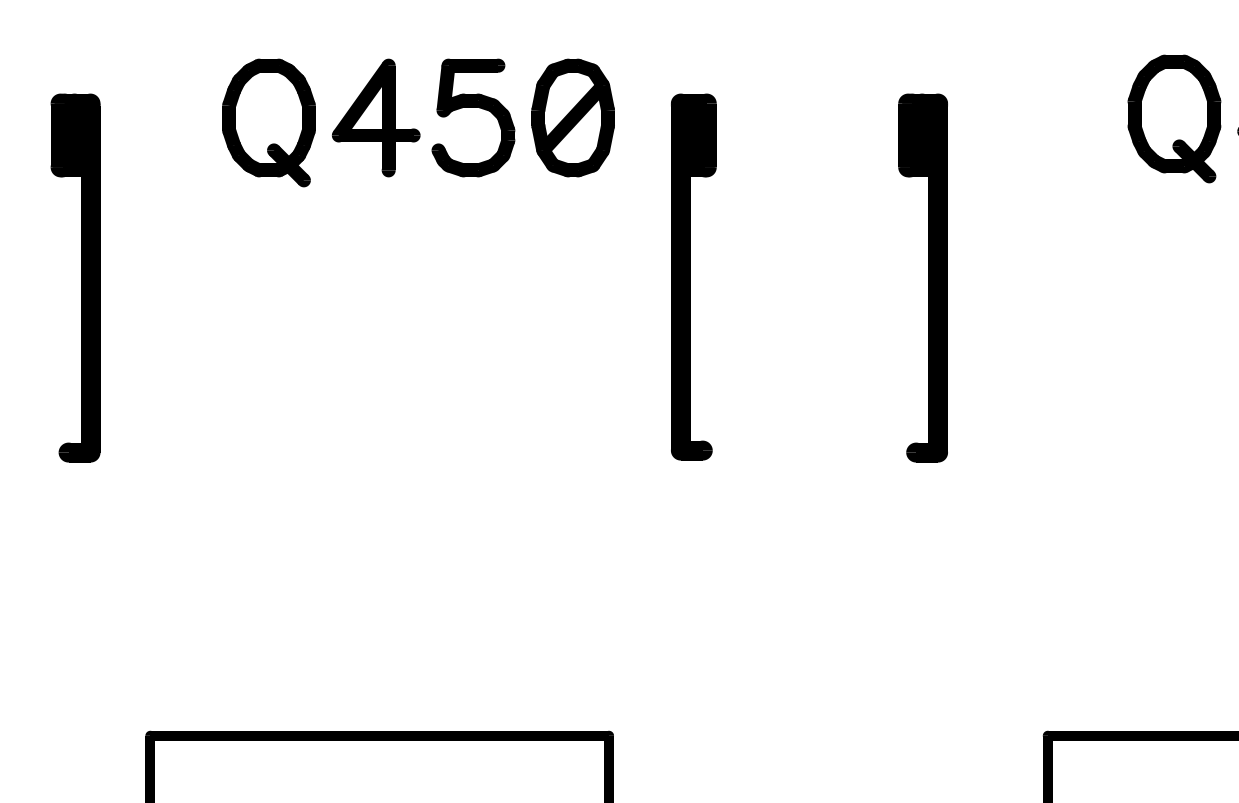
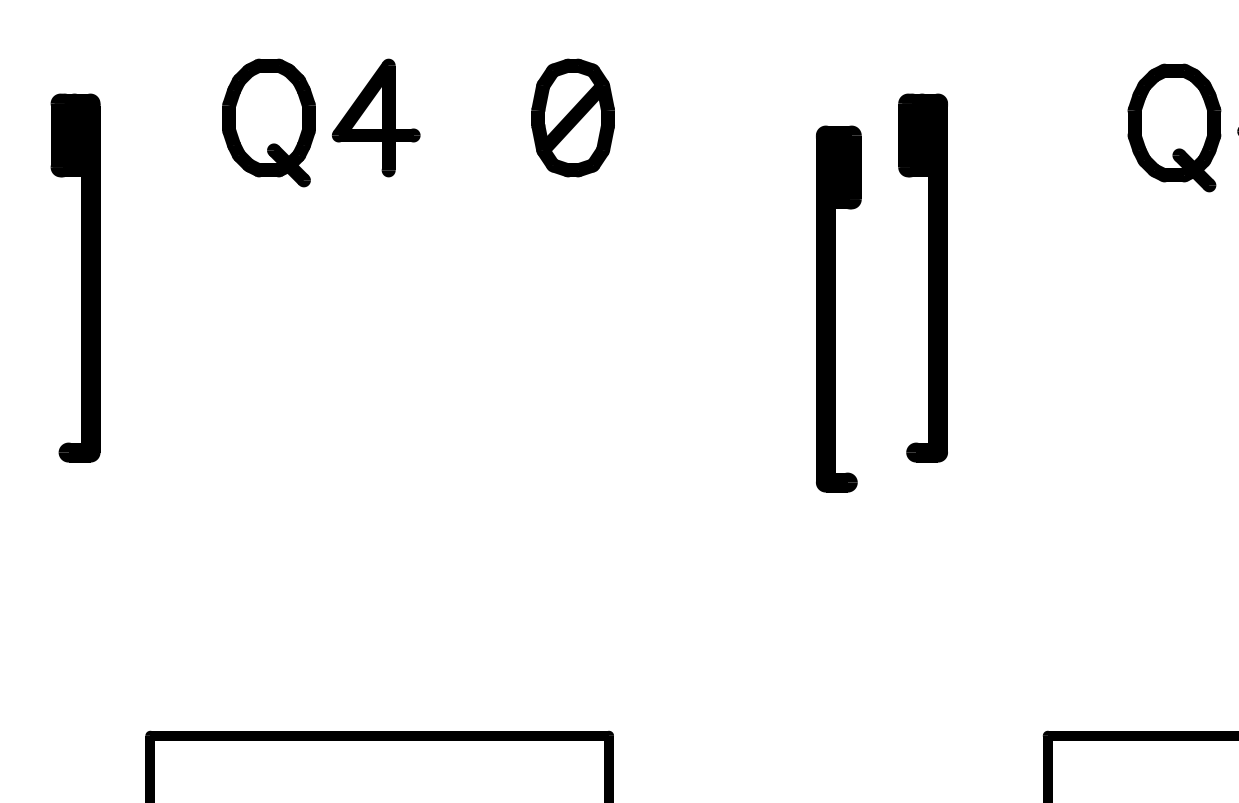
part: present -> none (473, 107)
part position: (1174, 118) -> (1174, 127) (1174, 127)
part position: (693, 276) -> (838, 308) (838, 308)
